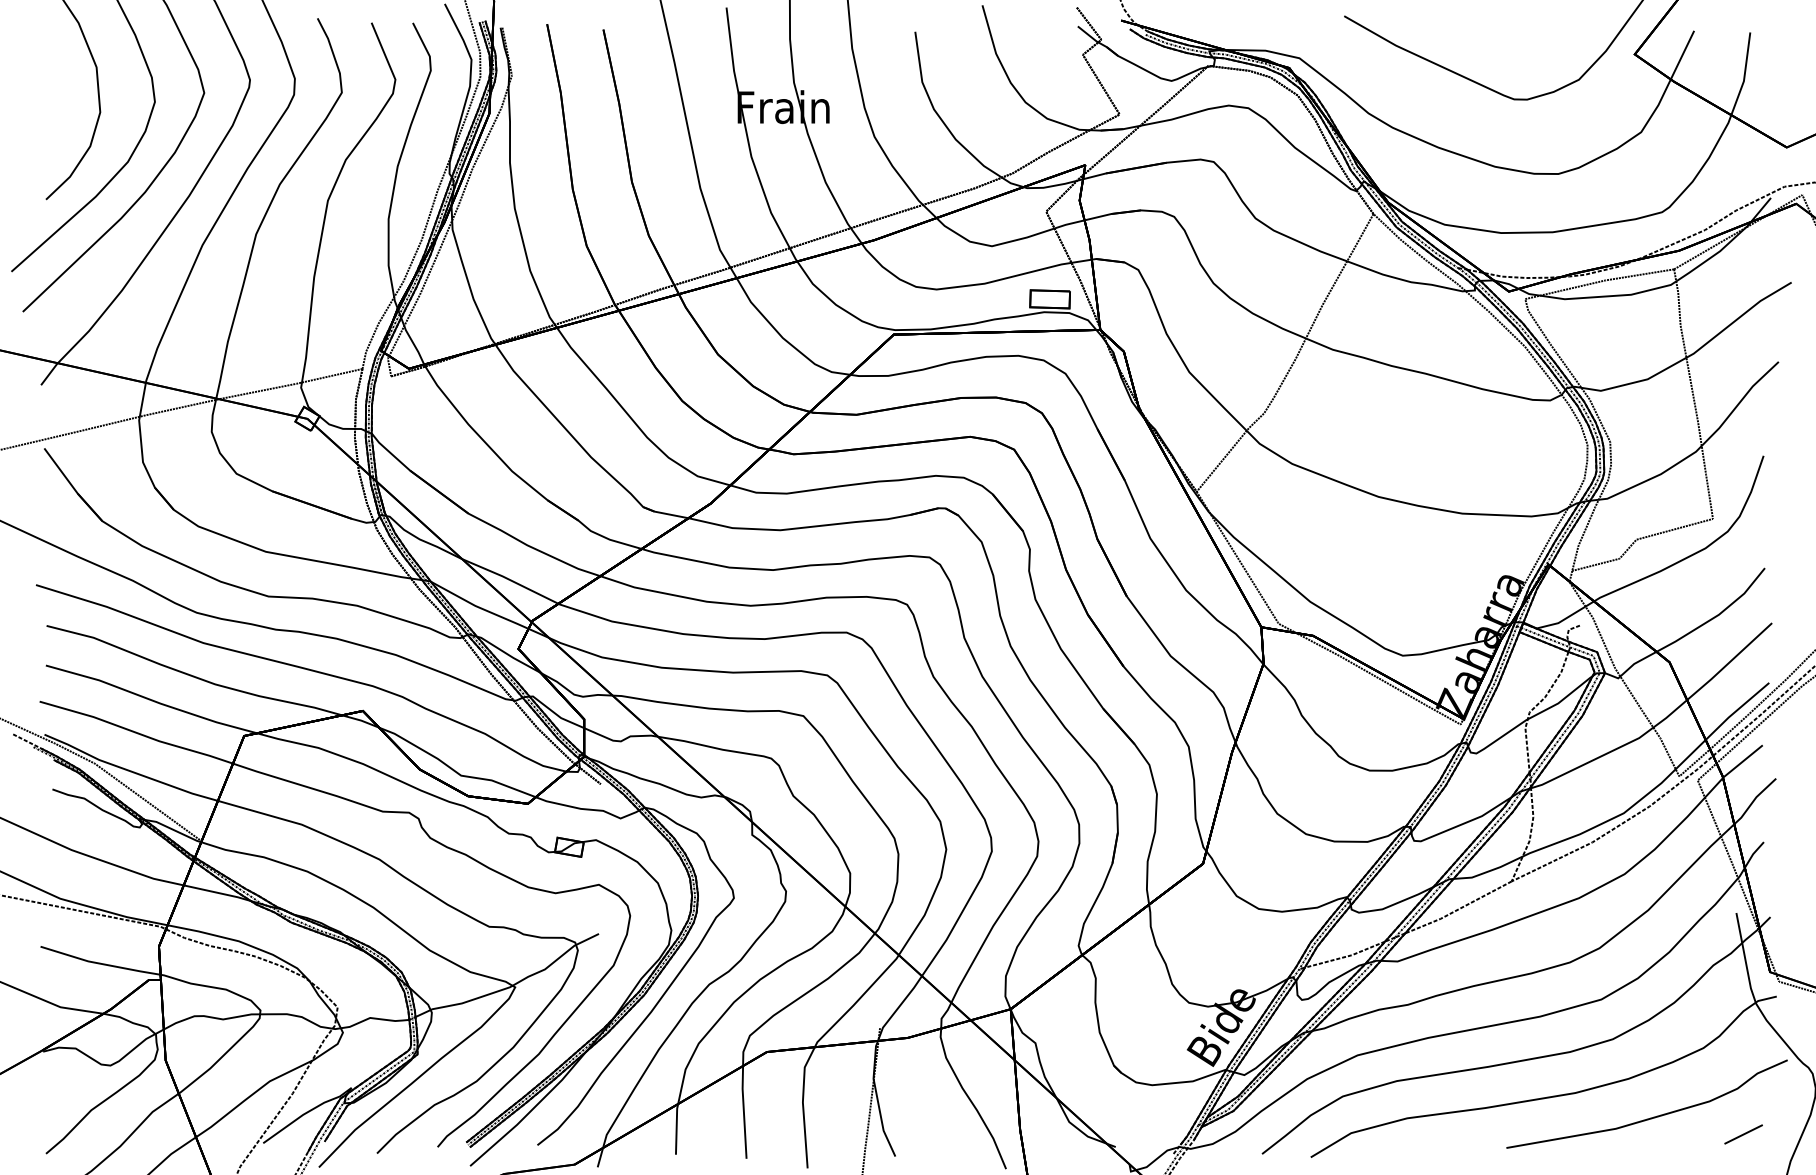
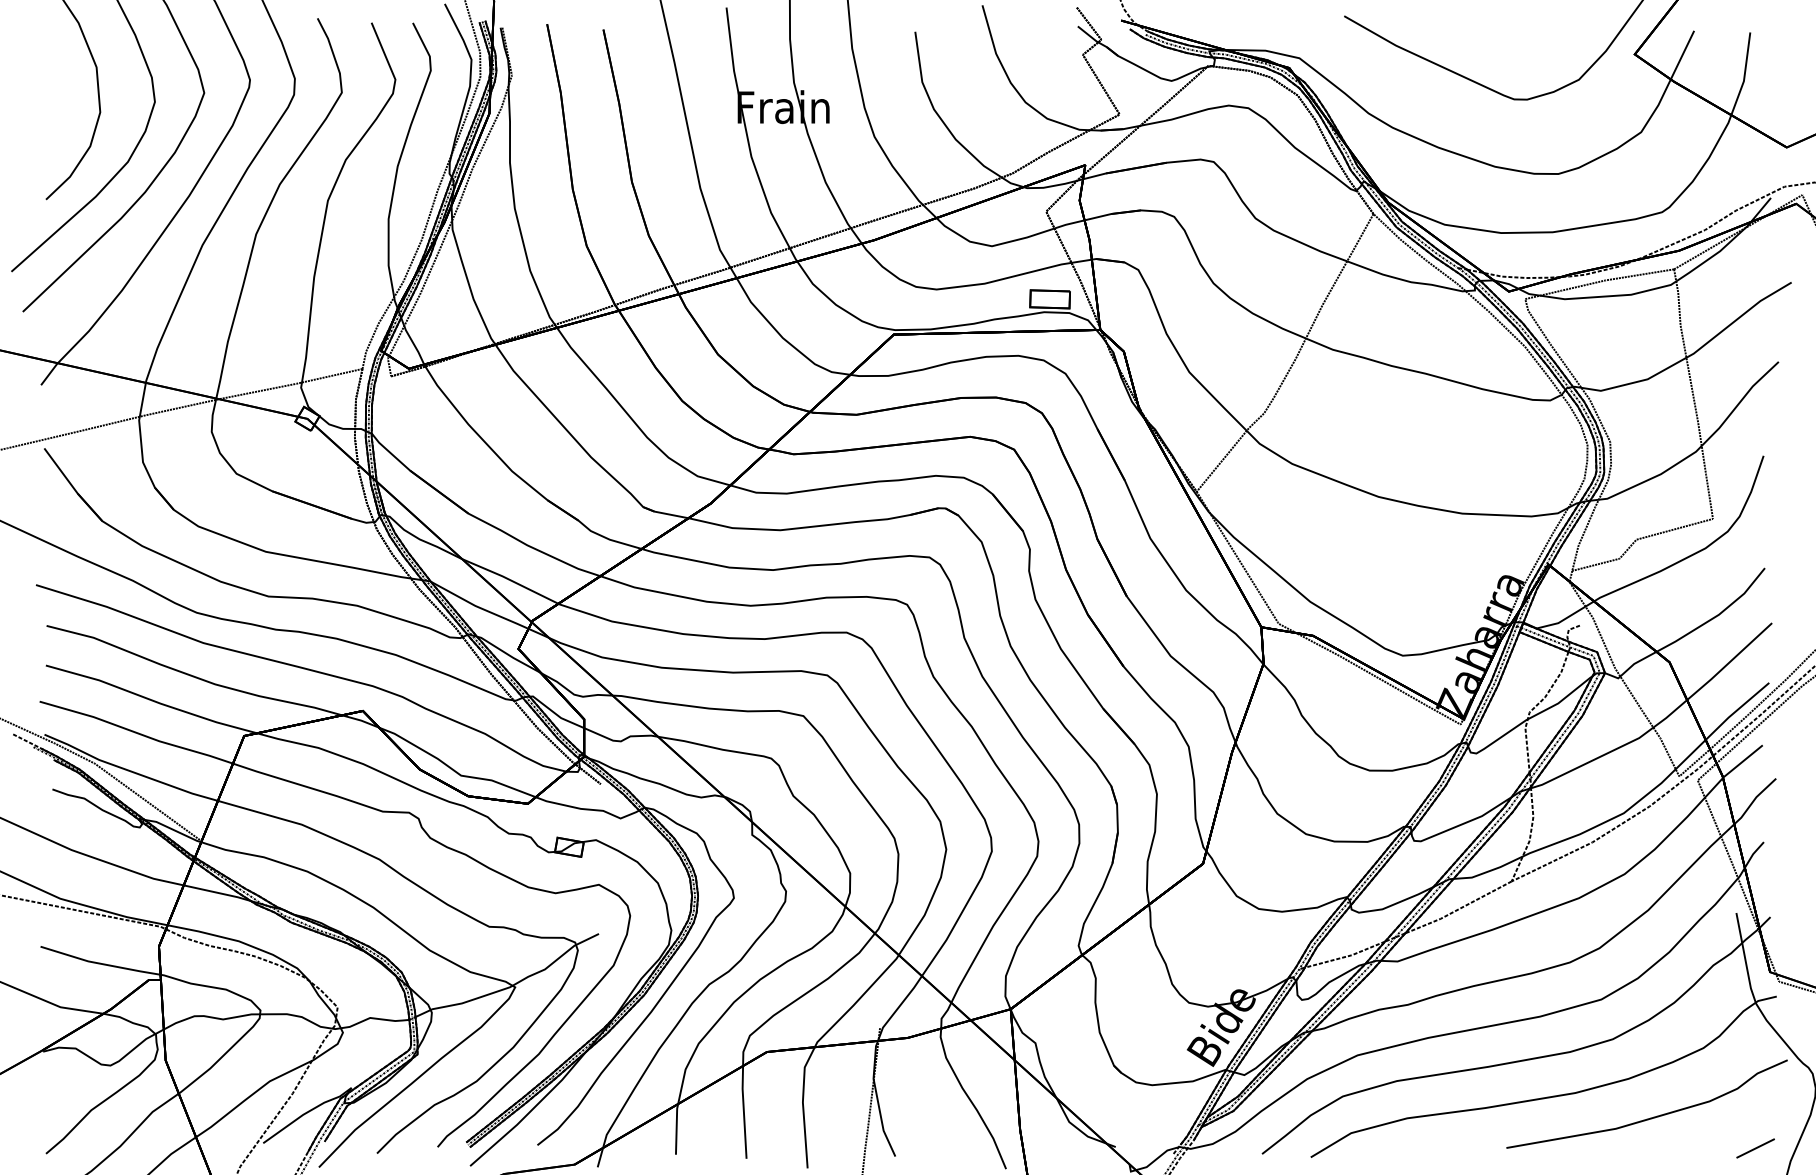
line position: (1743, 1134) -> (1755, 1148) (1755, 1148)
